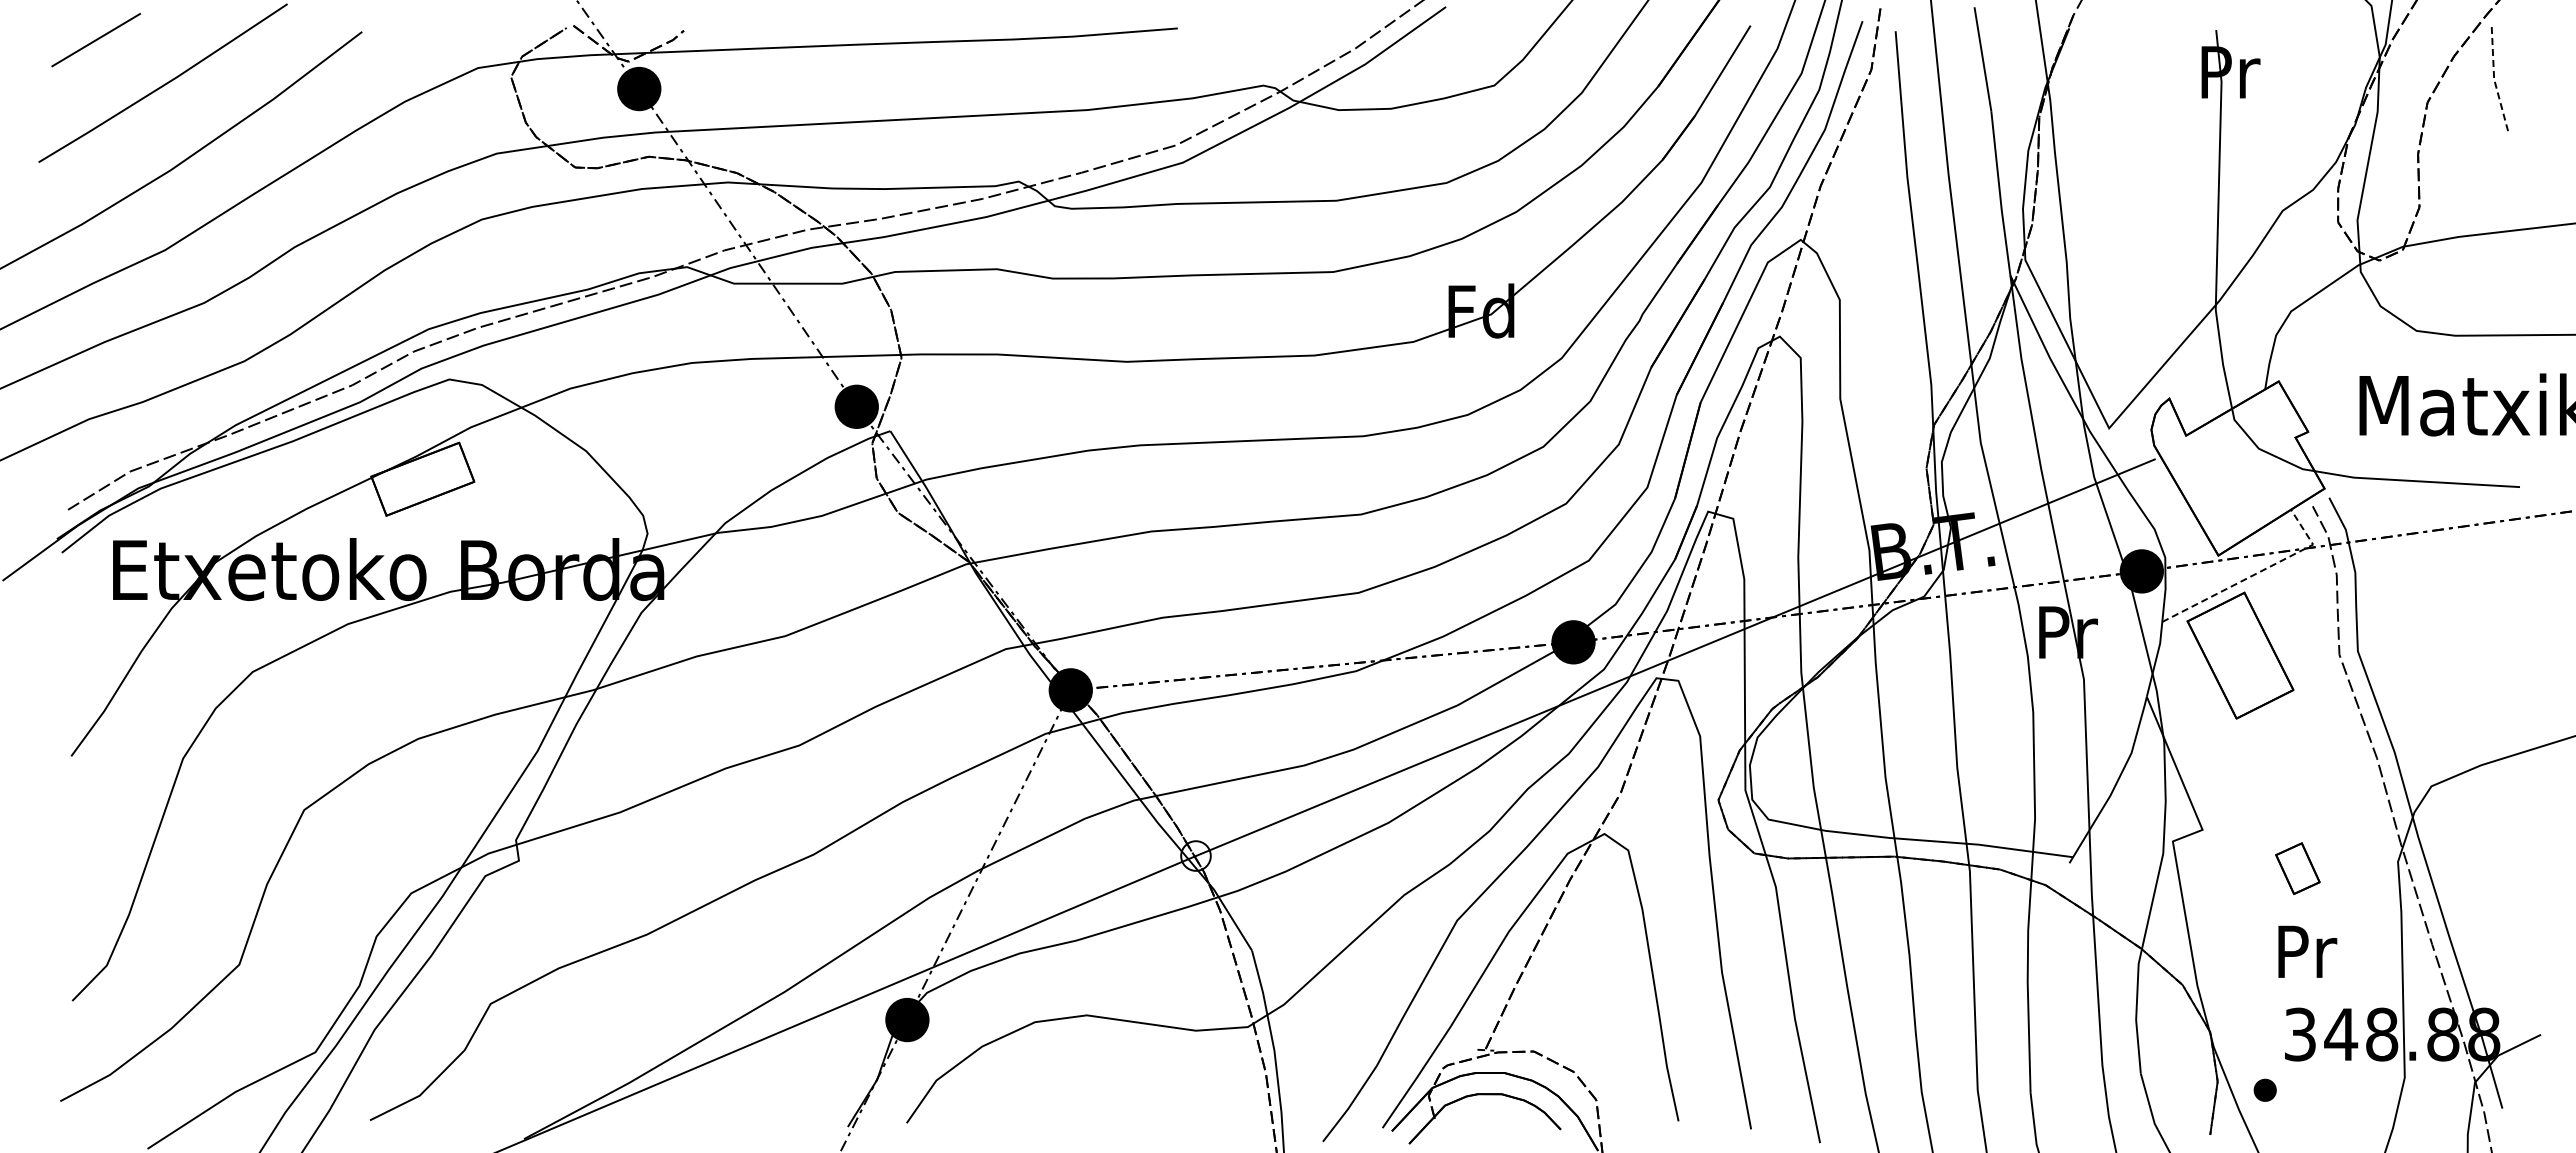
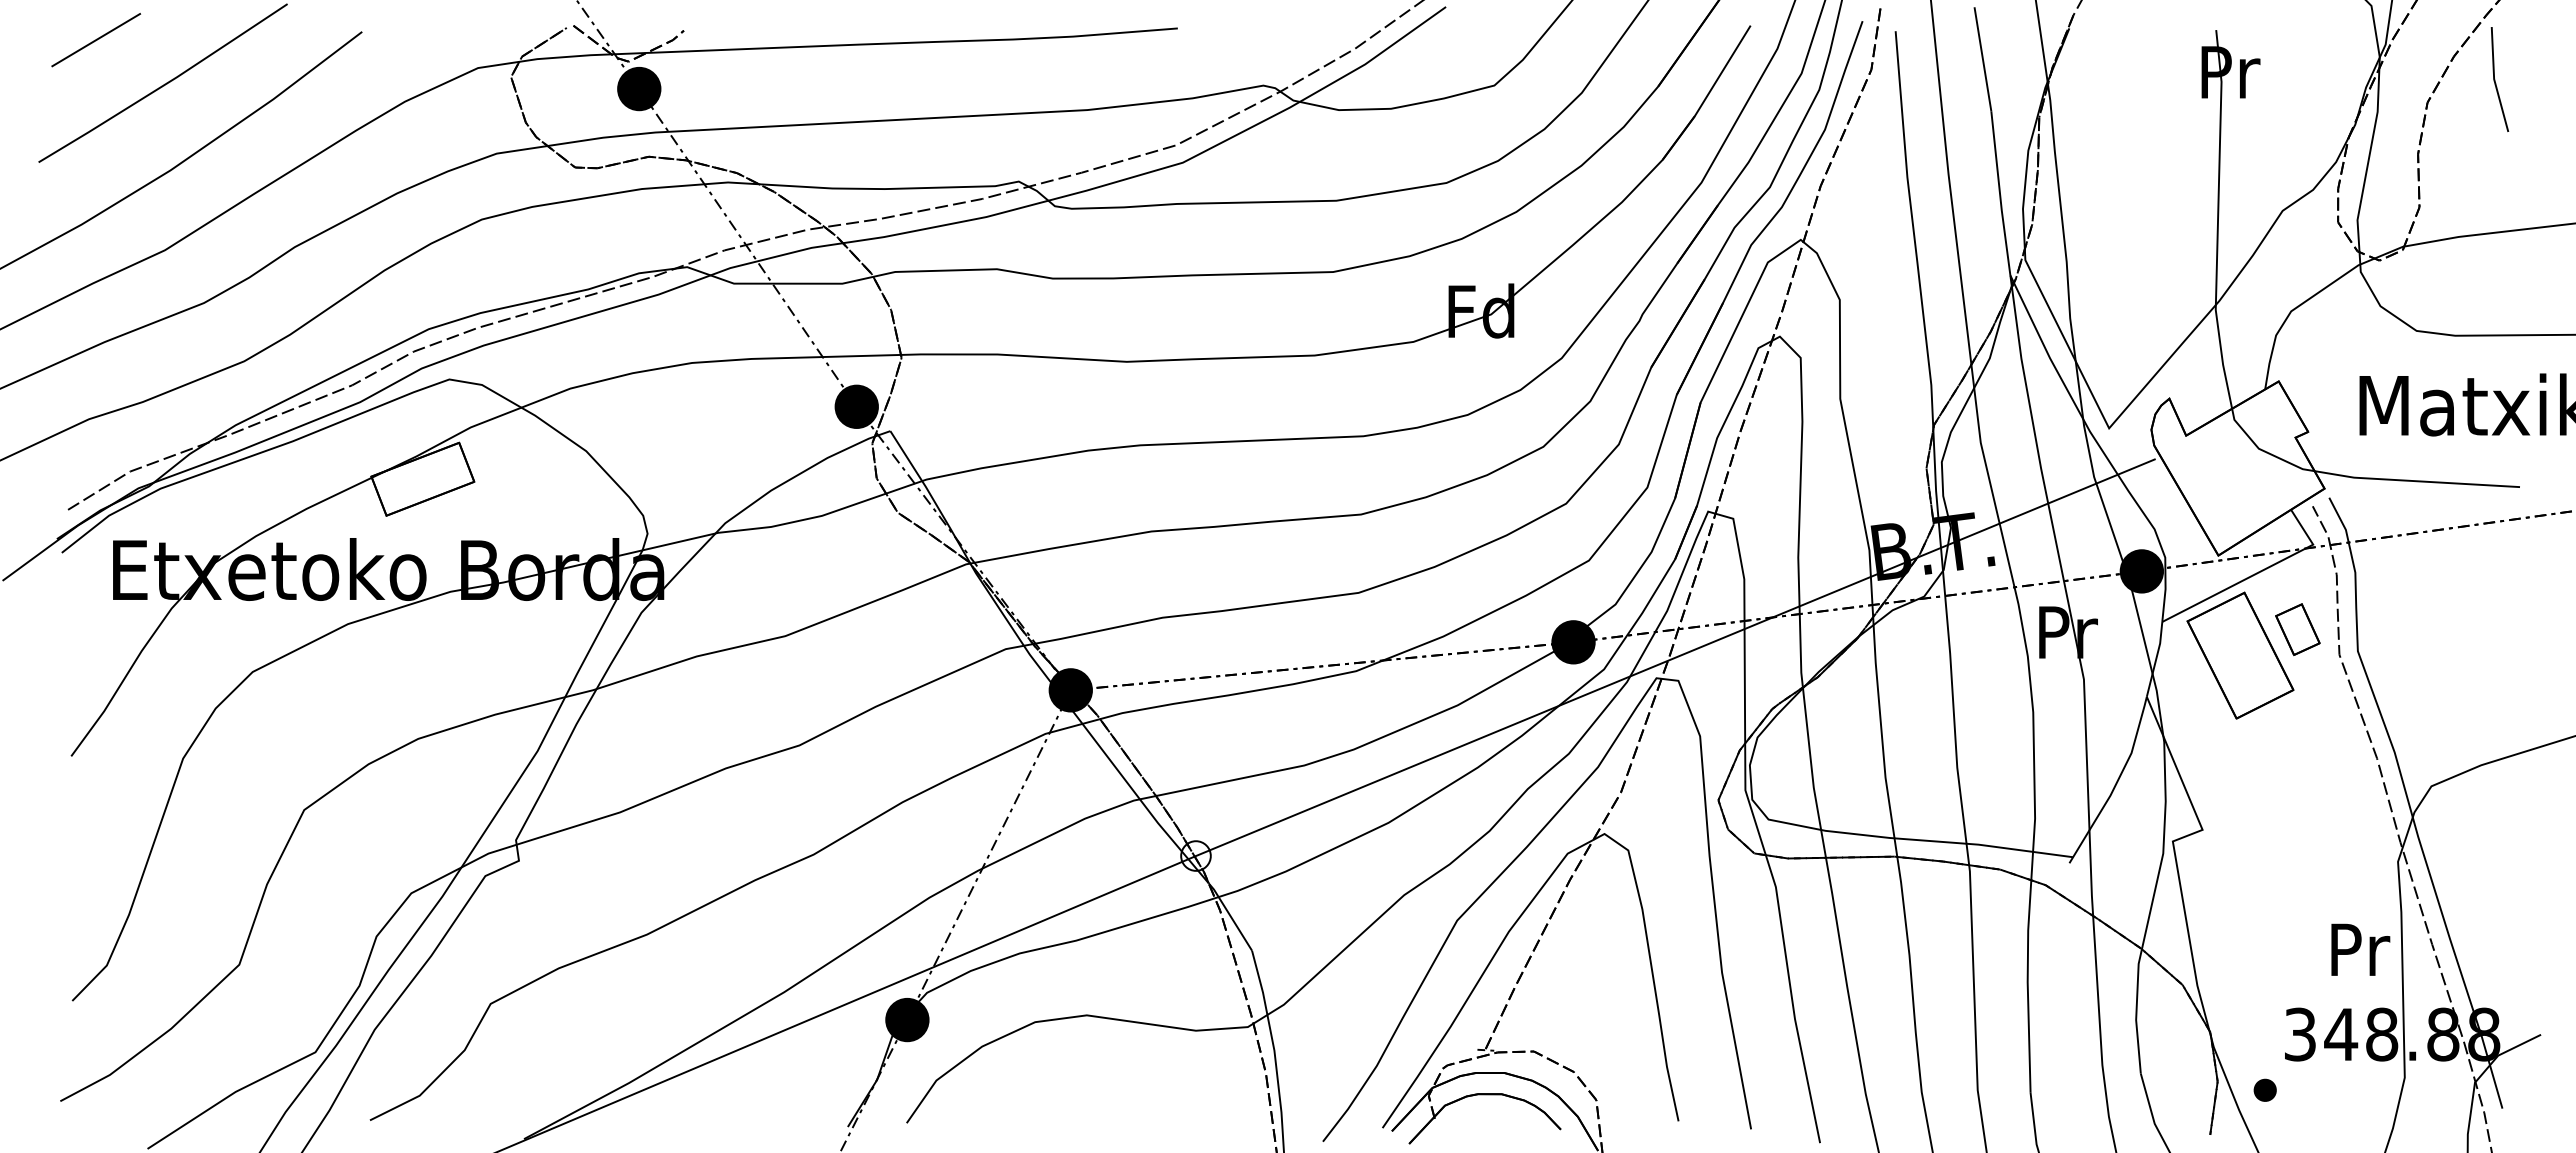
line: dashed -> solid (2494, 80)
line: dashed -> solid (2257, 573)
part position: (2297, 868) -> (2297, 629) (2297, 629)
text position: (2307, 951) -> (2360, 949) (2360, 949)
